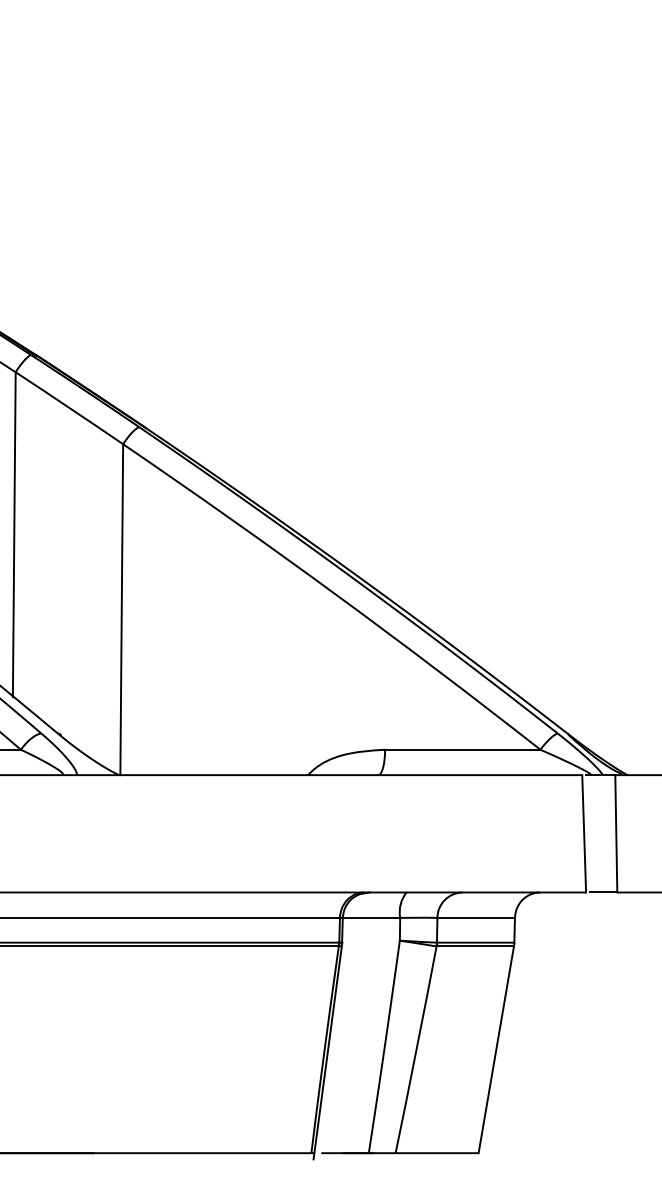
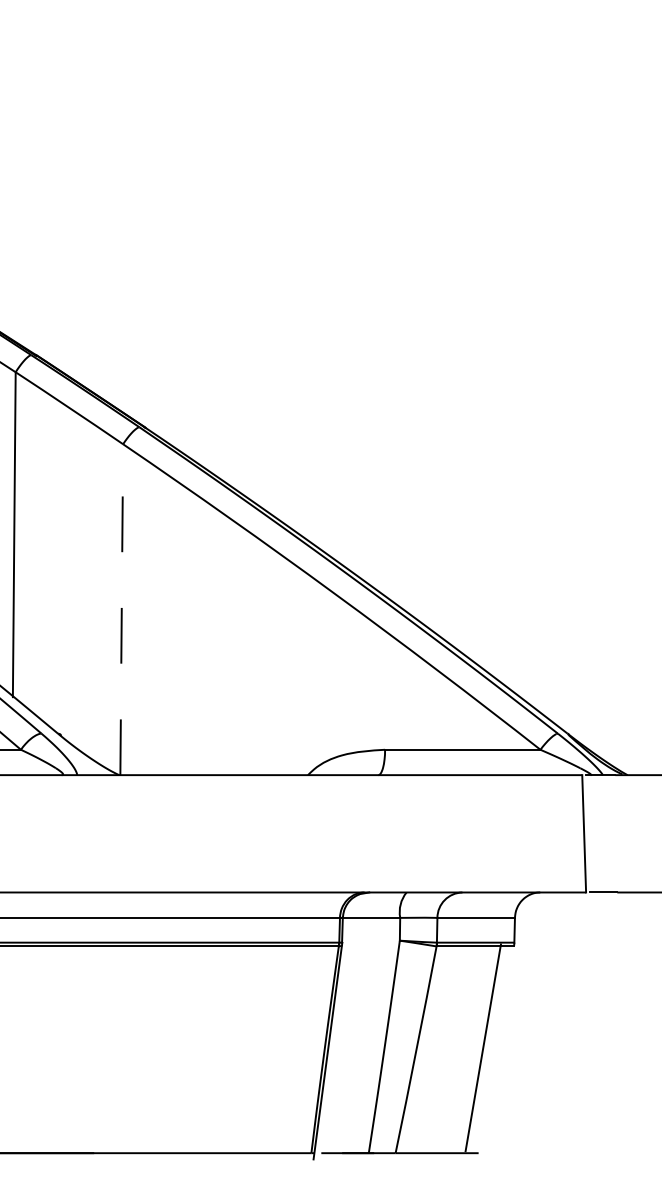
line: solid -> dashed (121, 609)
line: present -> none (616, 833)
line position: (495, 1049) -> (482, 1047) (482, 1047)
